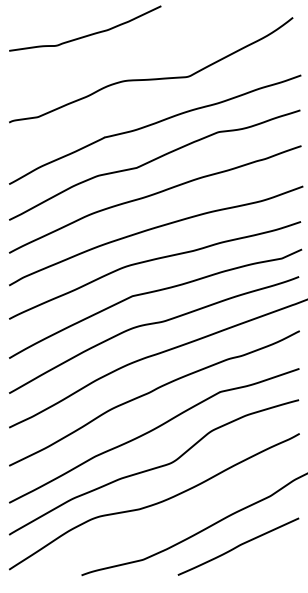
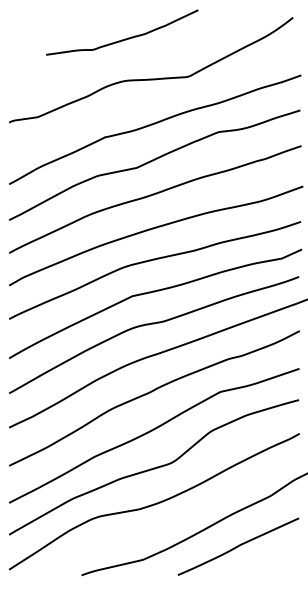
curve position: (87, 34) -> (124, 38) (124, 38)
